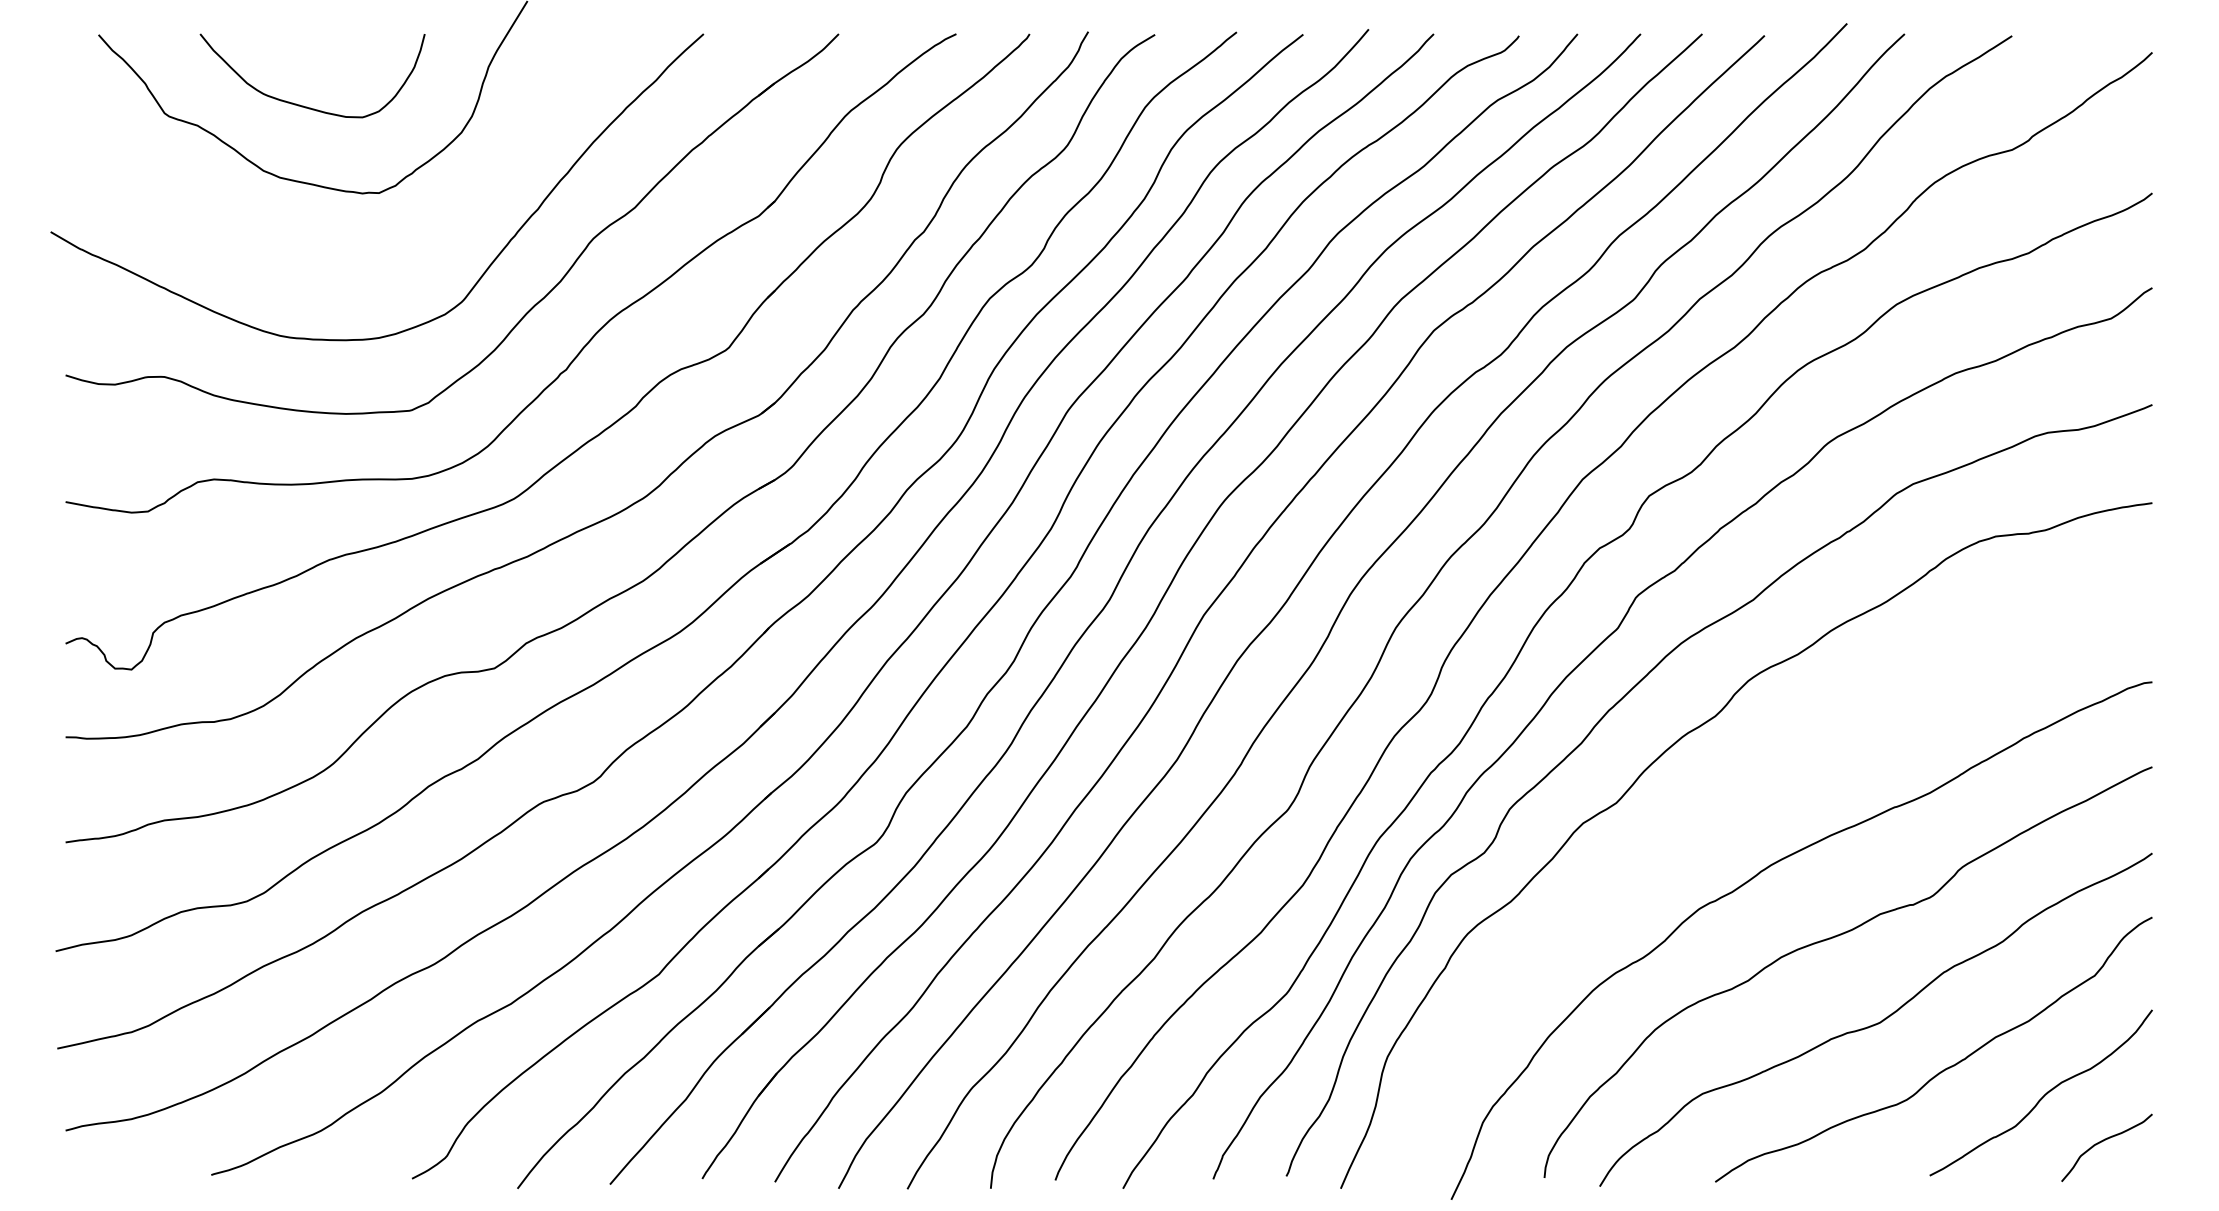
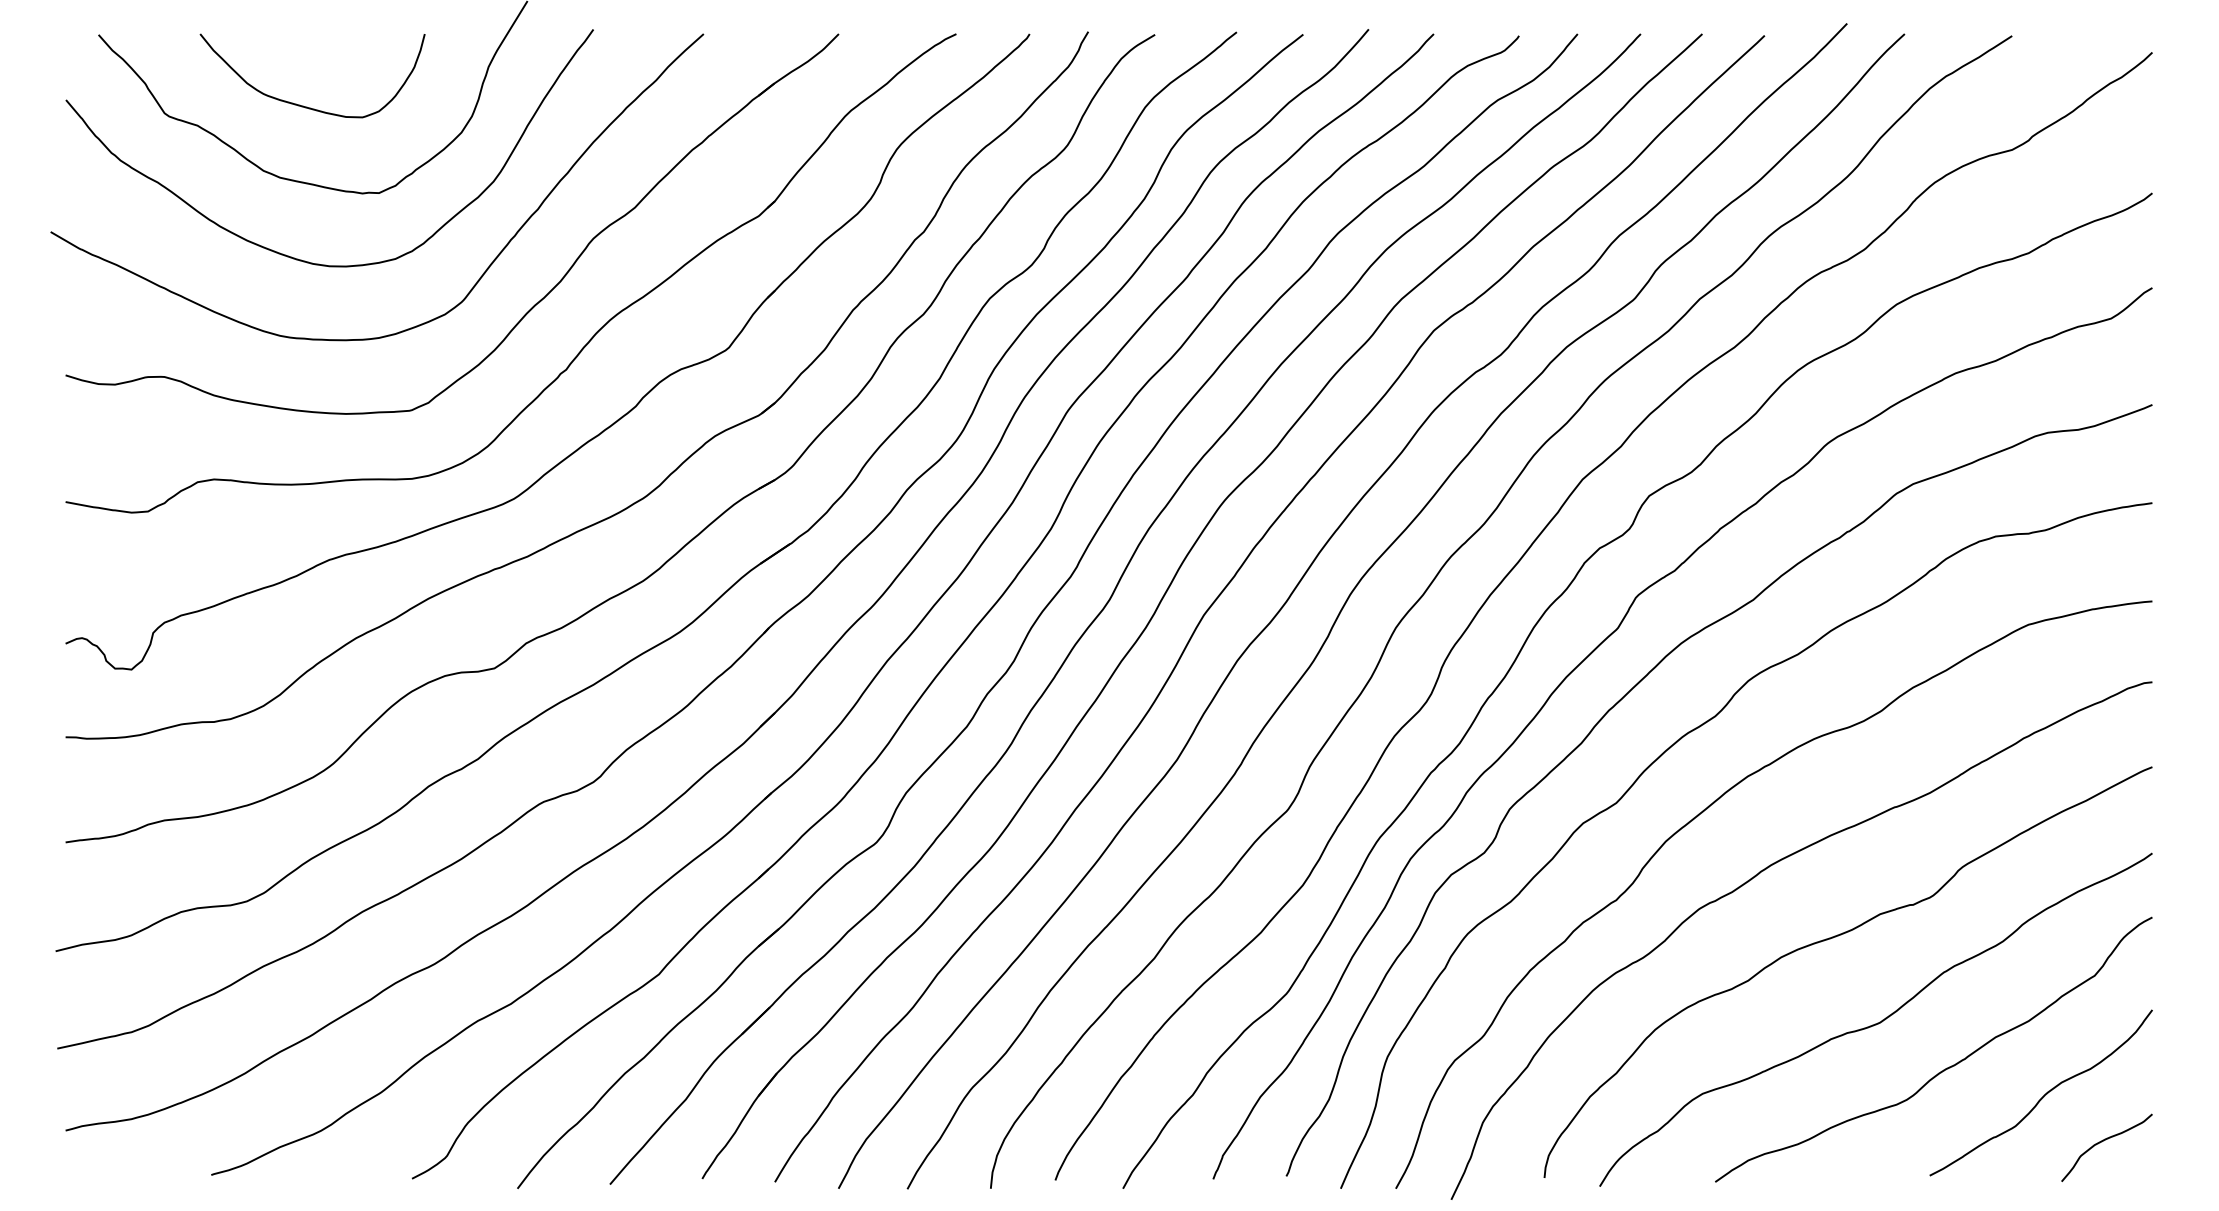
curve: none -> present (301, 259)
curve: none -> present (1707, 809)
